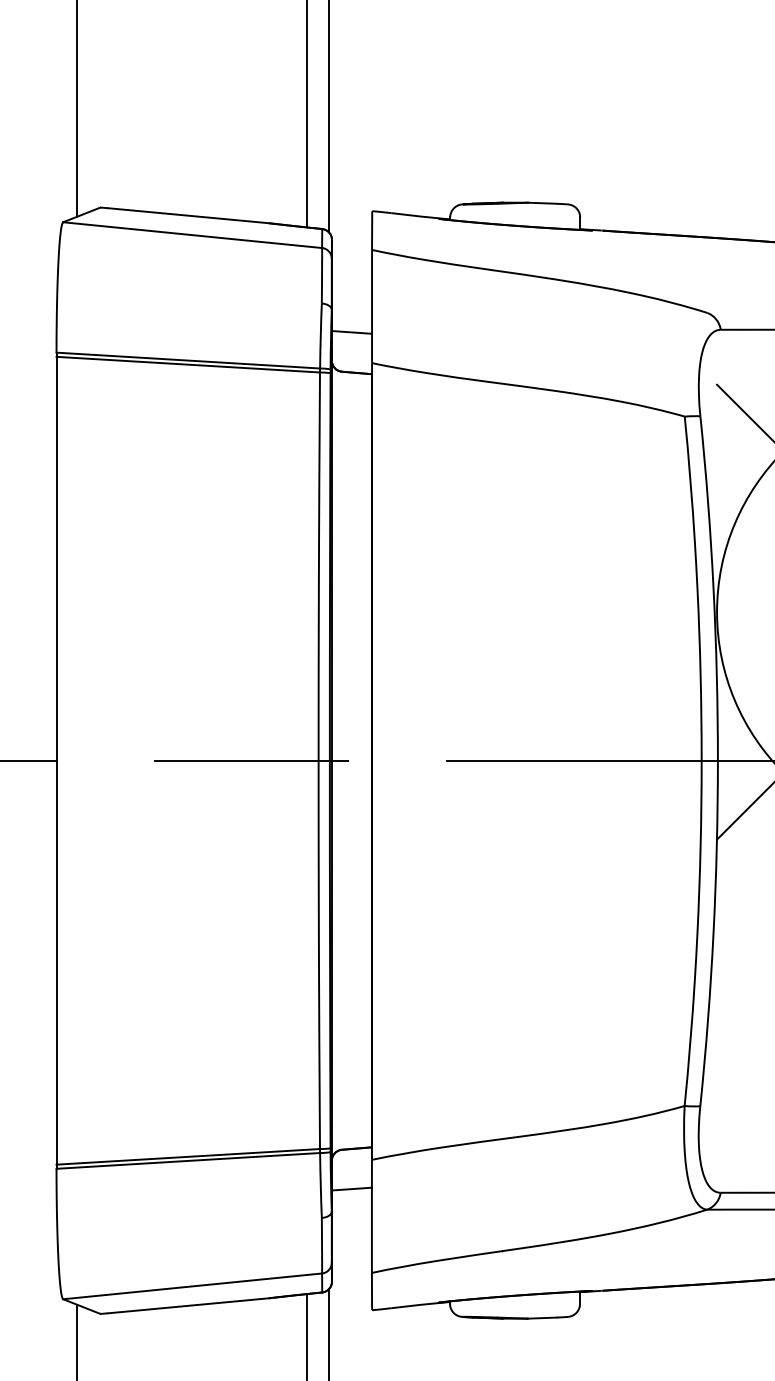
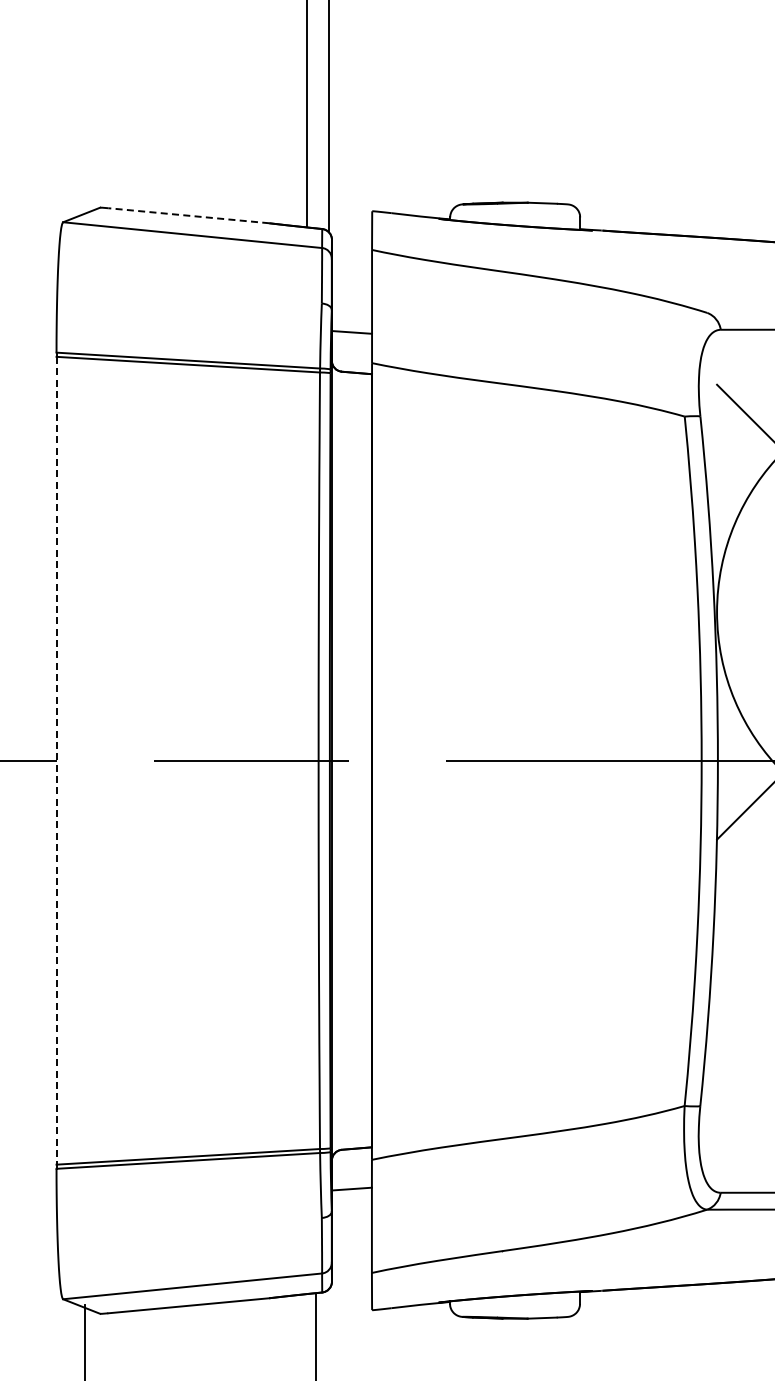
line: present -> none (77, 109)
line: solid -> dashed (188, 215)
line: solid -> dashed (56, 760)
line: present -> none (328, 1333)
line position: (306, 1335) -> (315, 1335) (315, 1335)
line position: (77, 1340) -> (85, 1340) (85, 1340)
